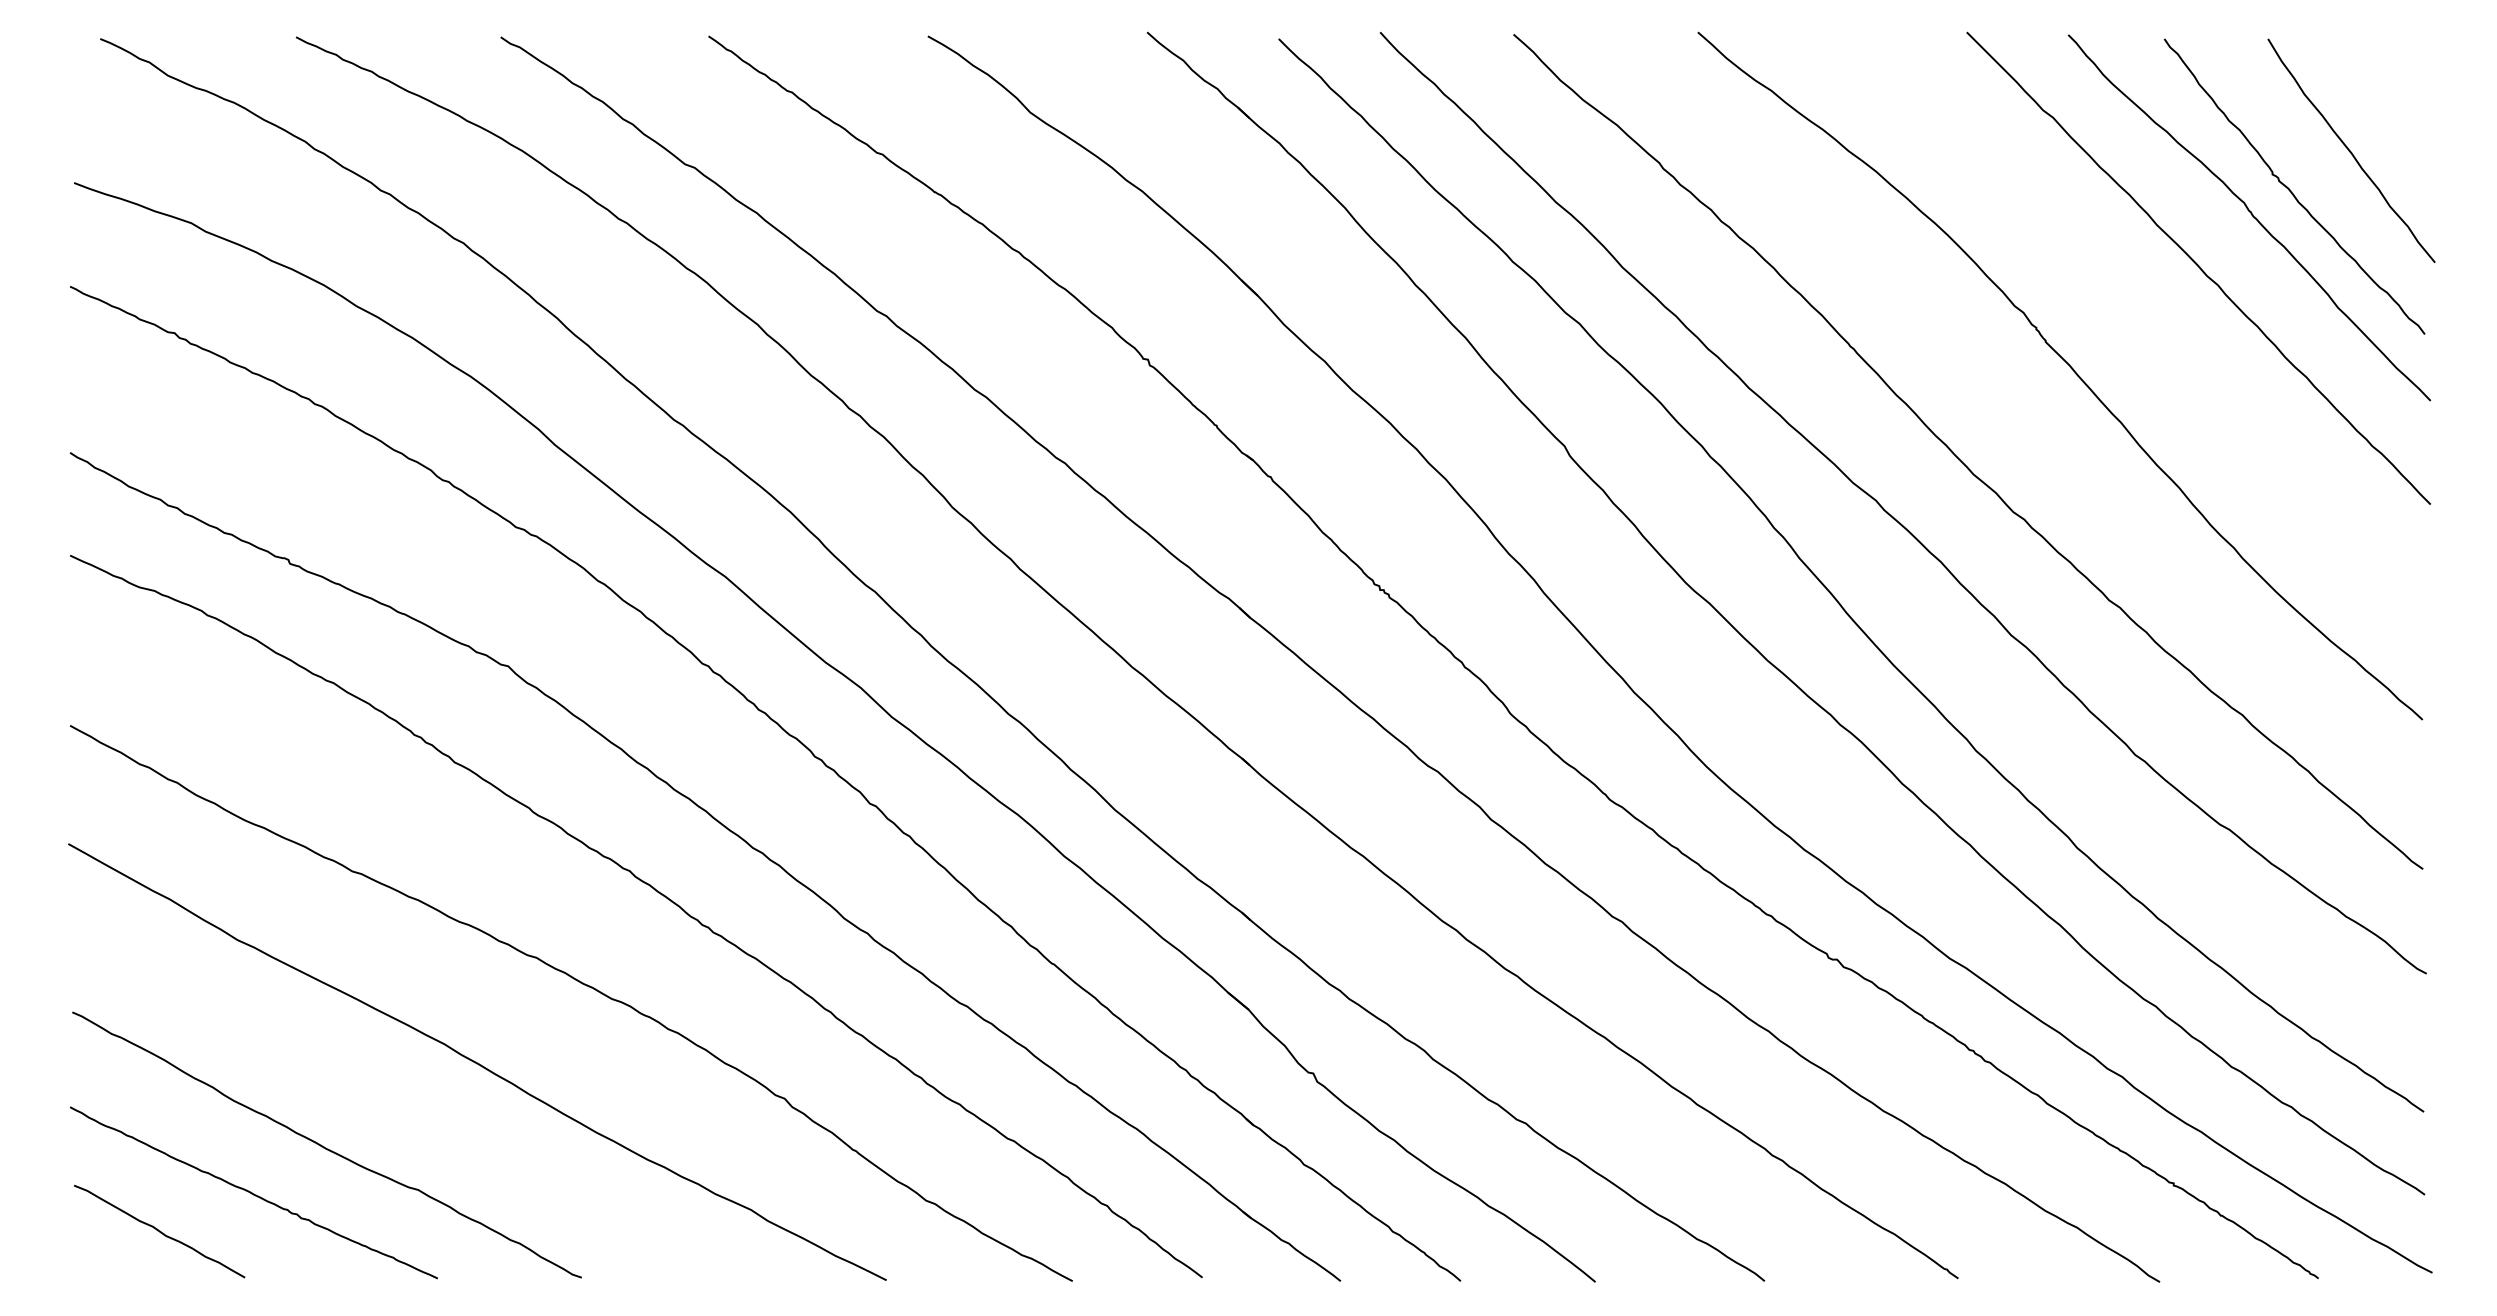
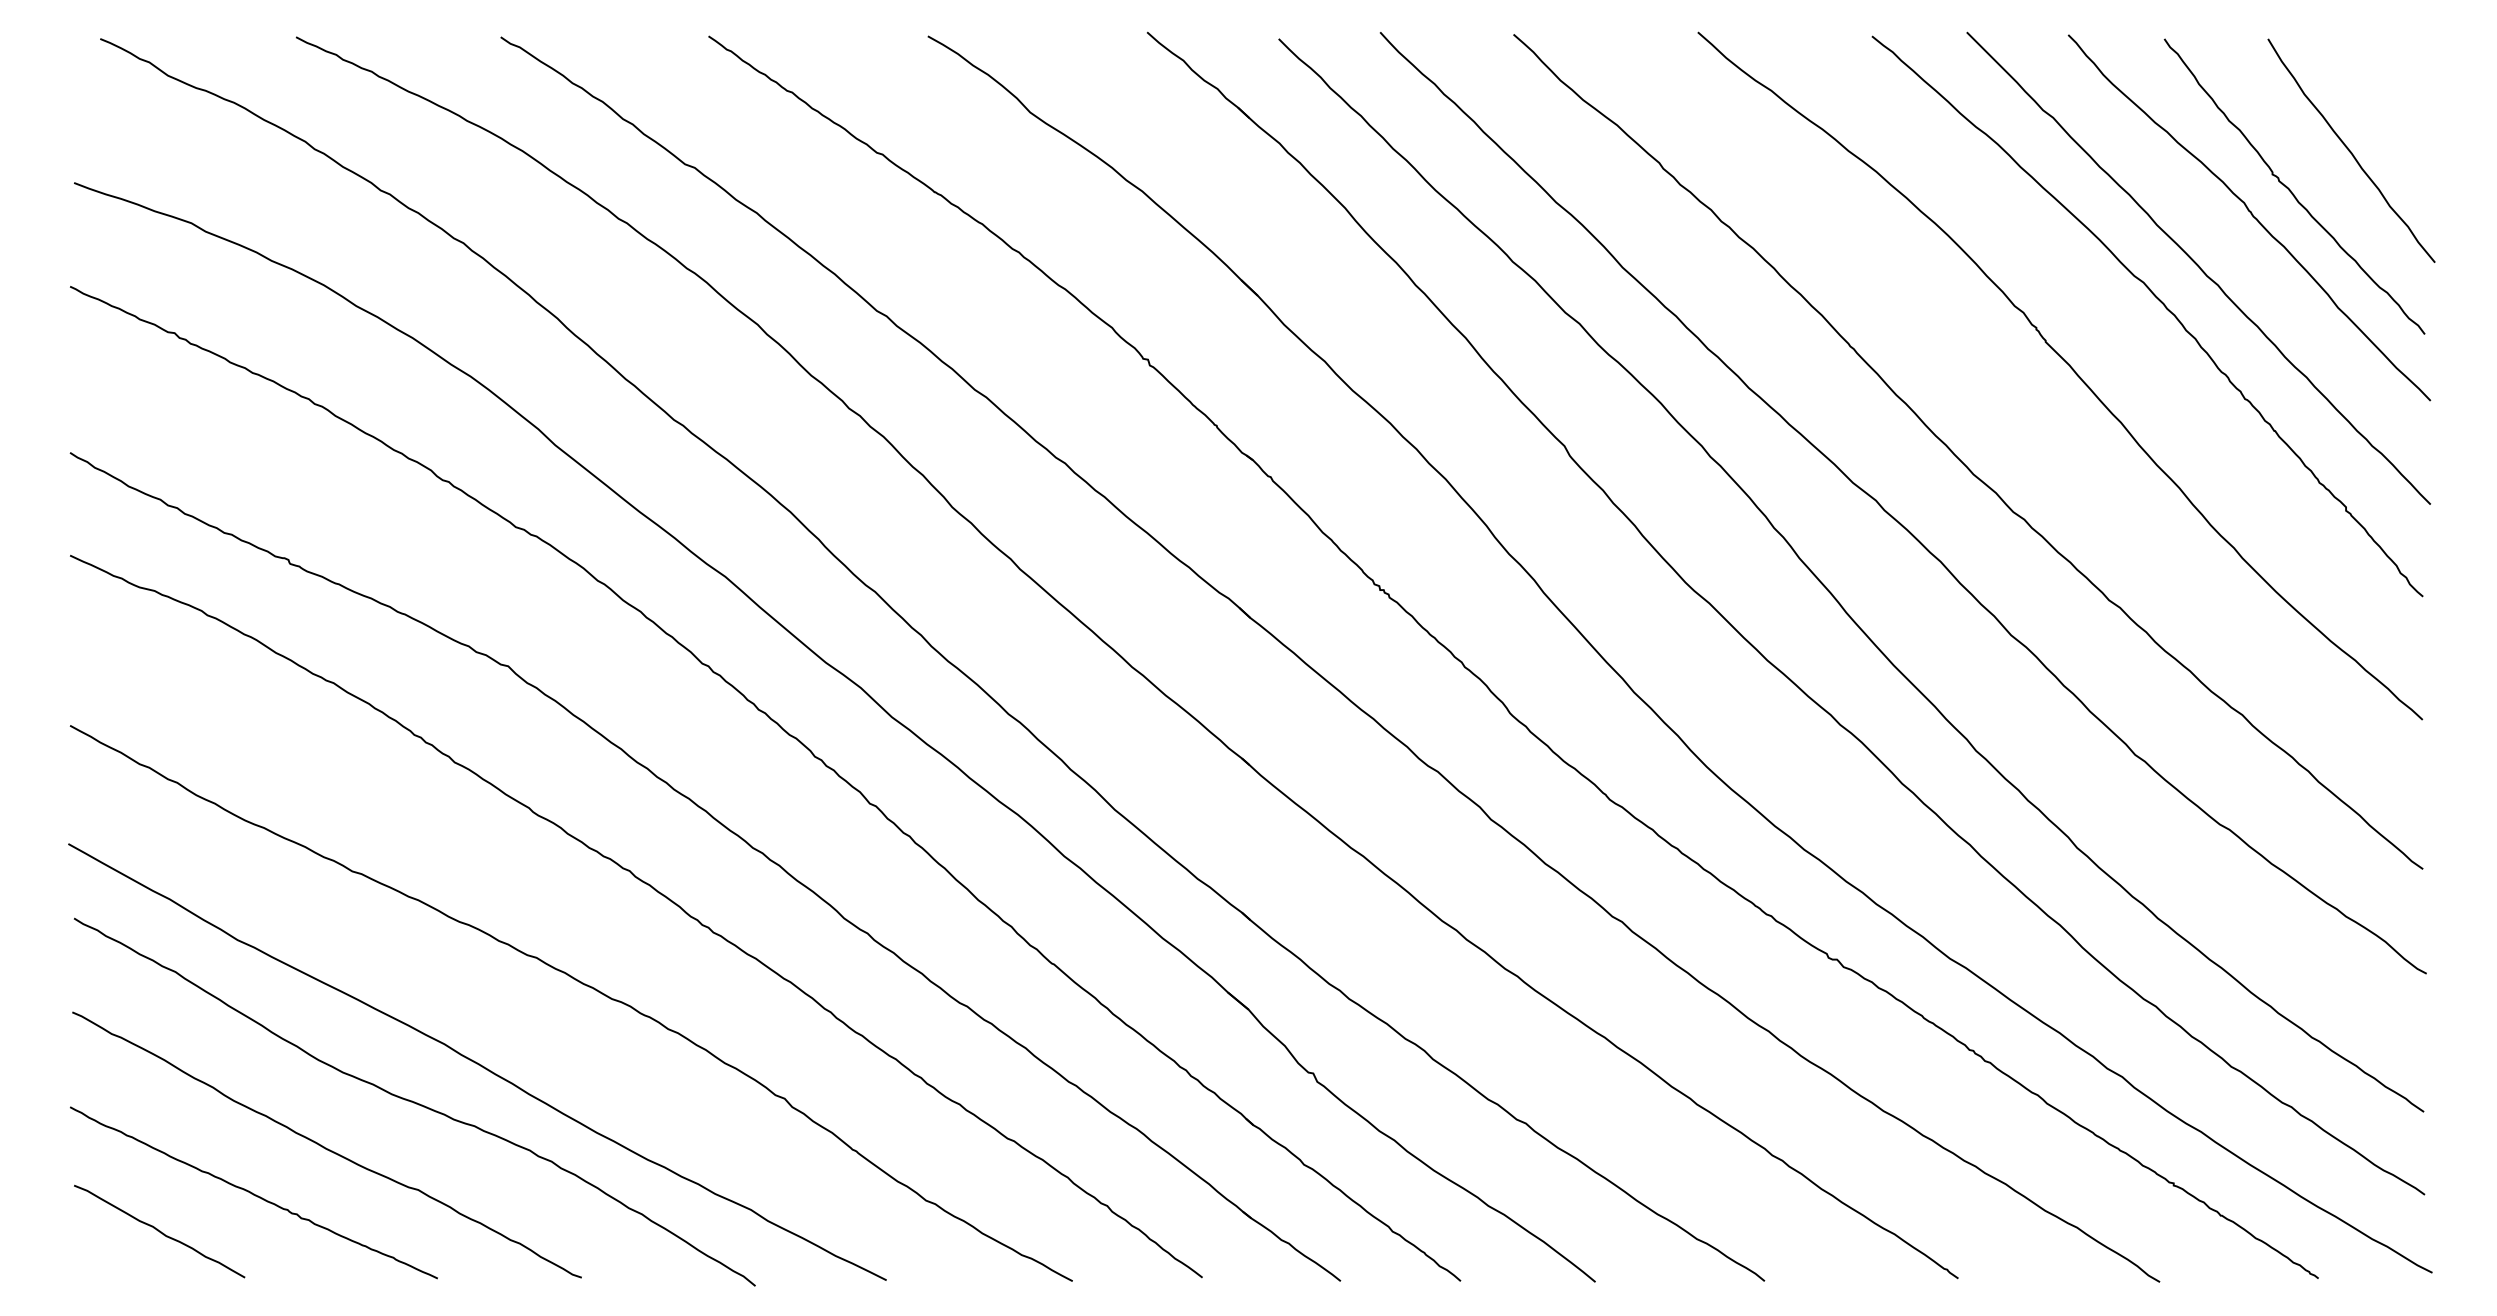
curve: none -> present (2160, 302)
curve: none -> present (414, 1101)
